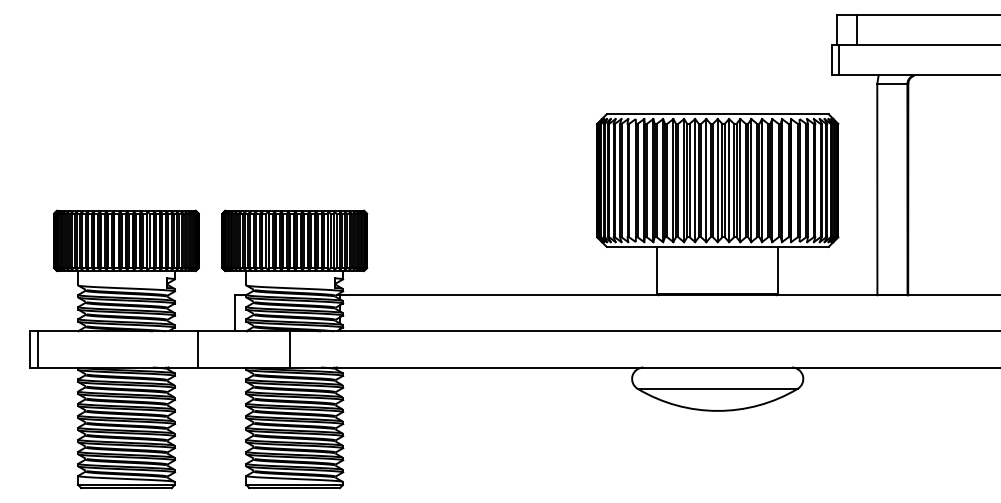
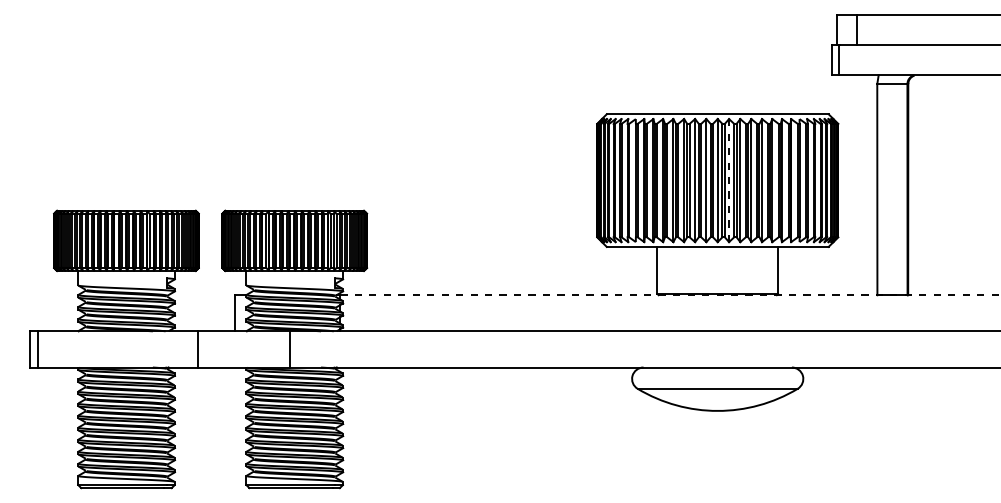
line: solid -> dashed (729, 180)
line: solid -> dashed (670, 295)
